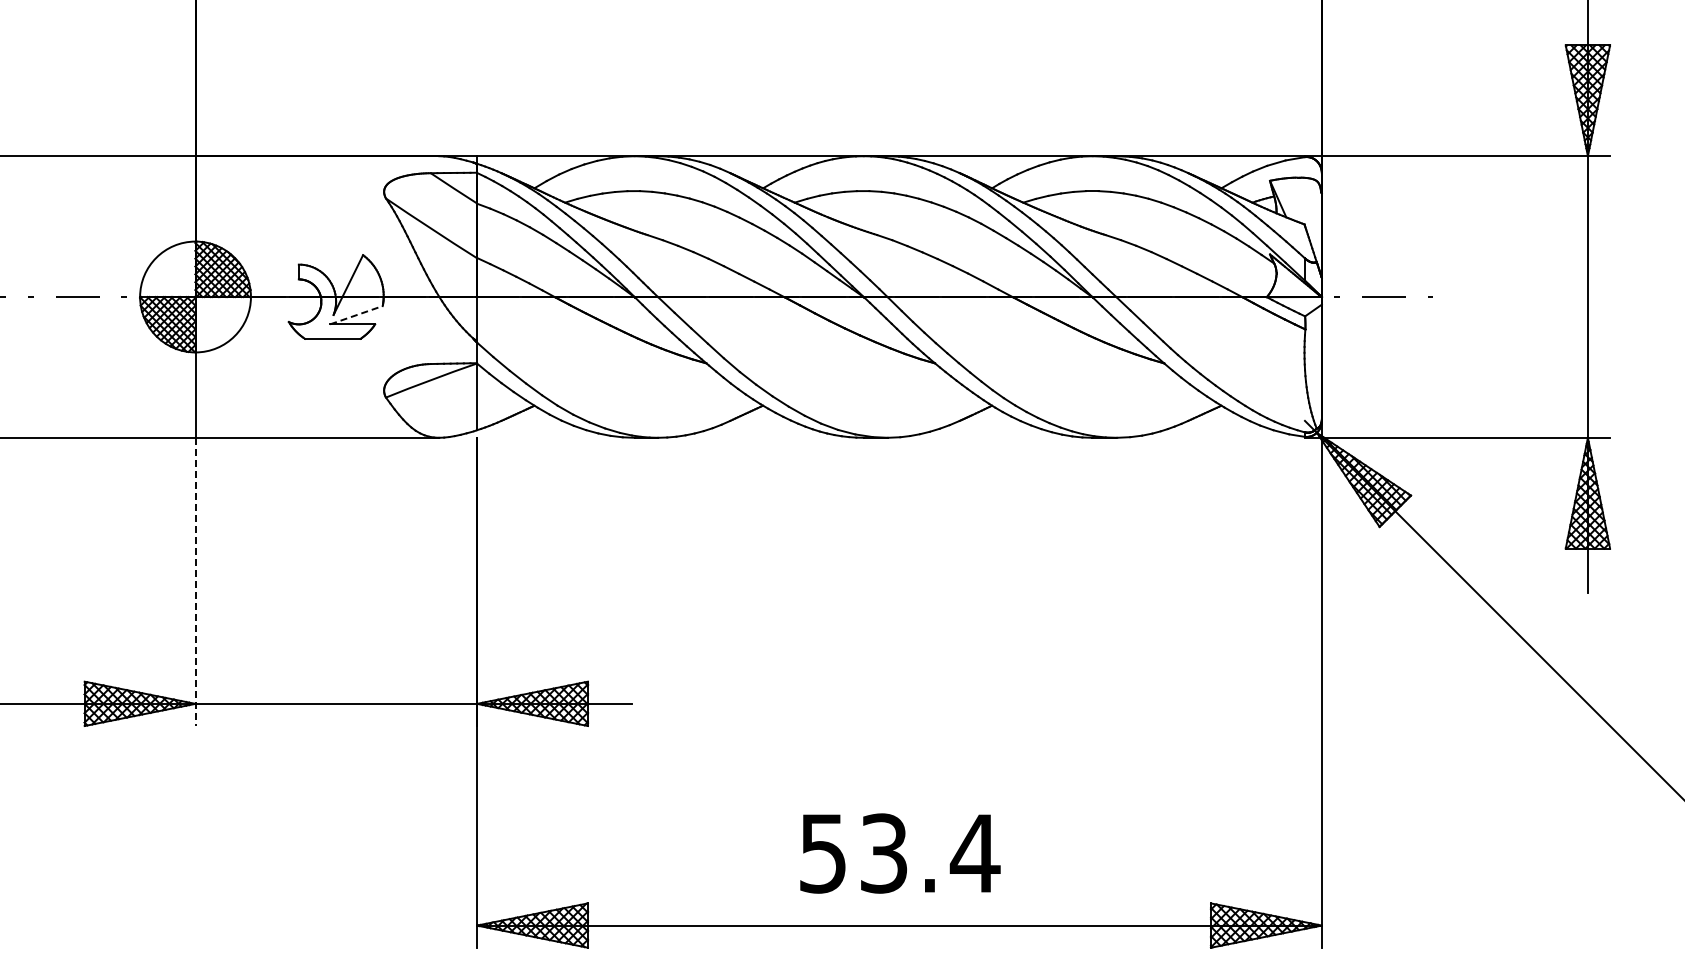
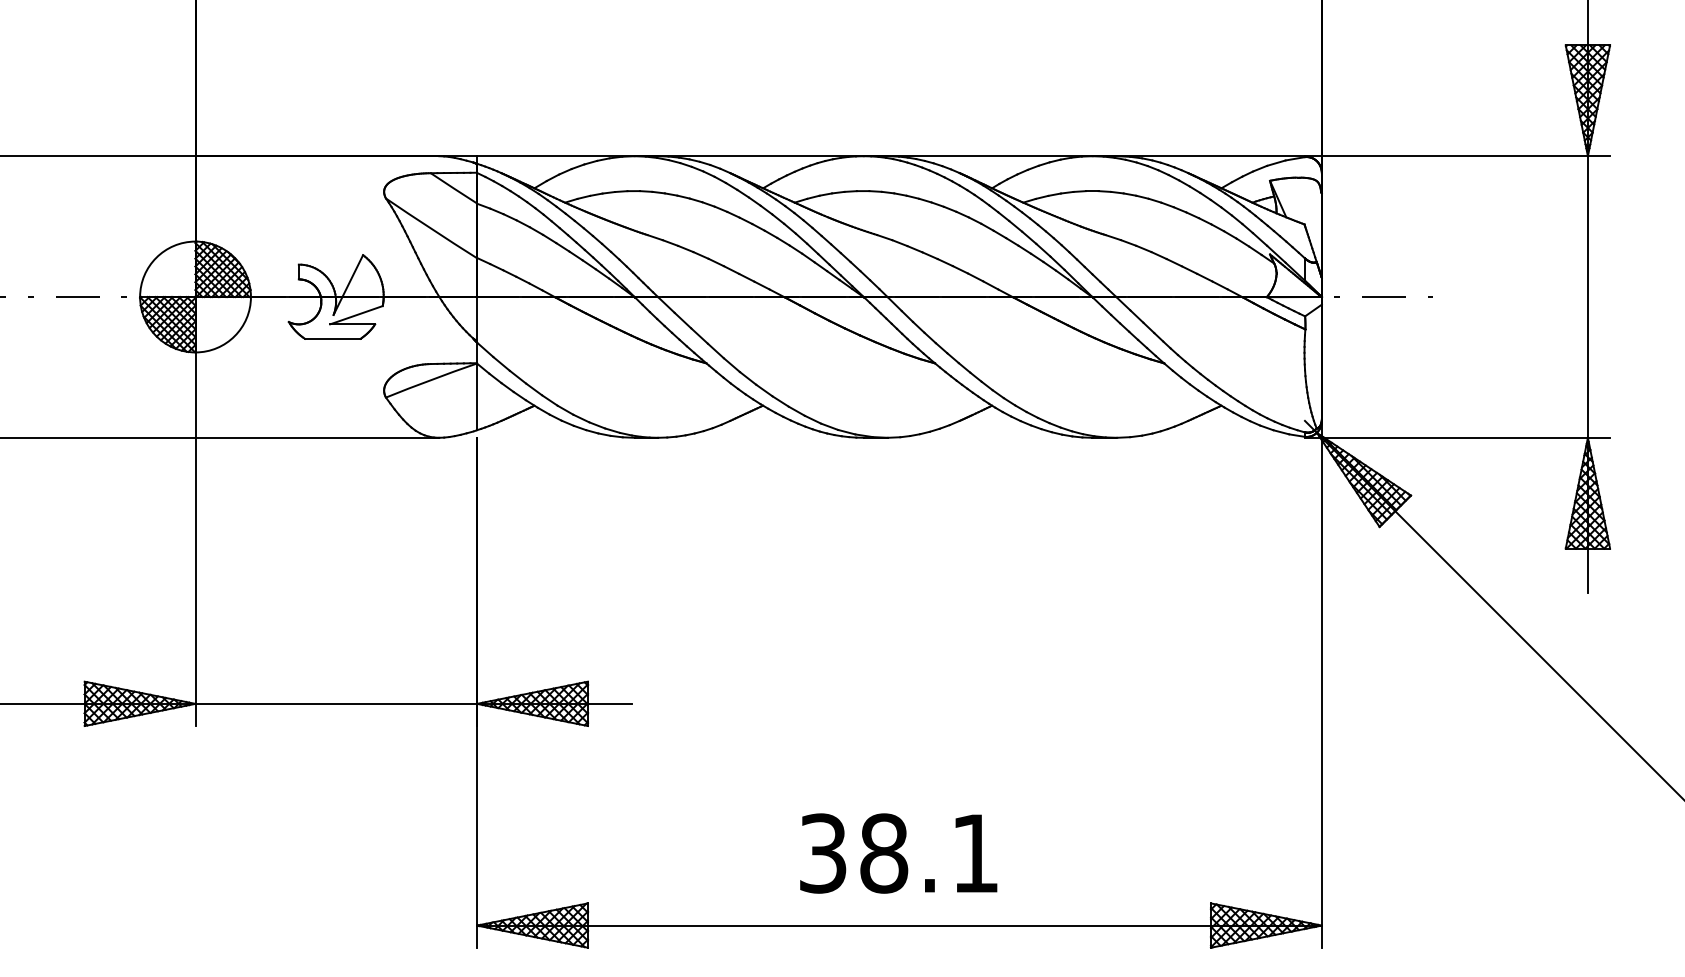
line: dashed -> solid (356, 315)
line: dashed -> solid (195, 582)
text: 53.4 -> 38.1 (900, 853)
